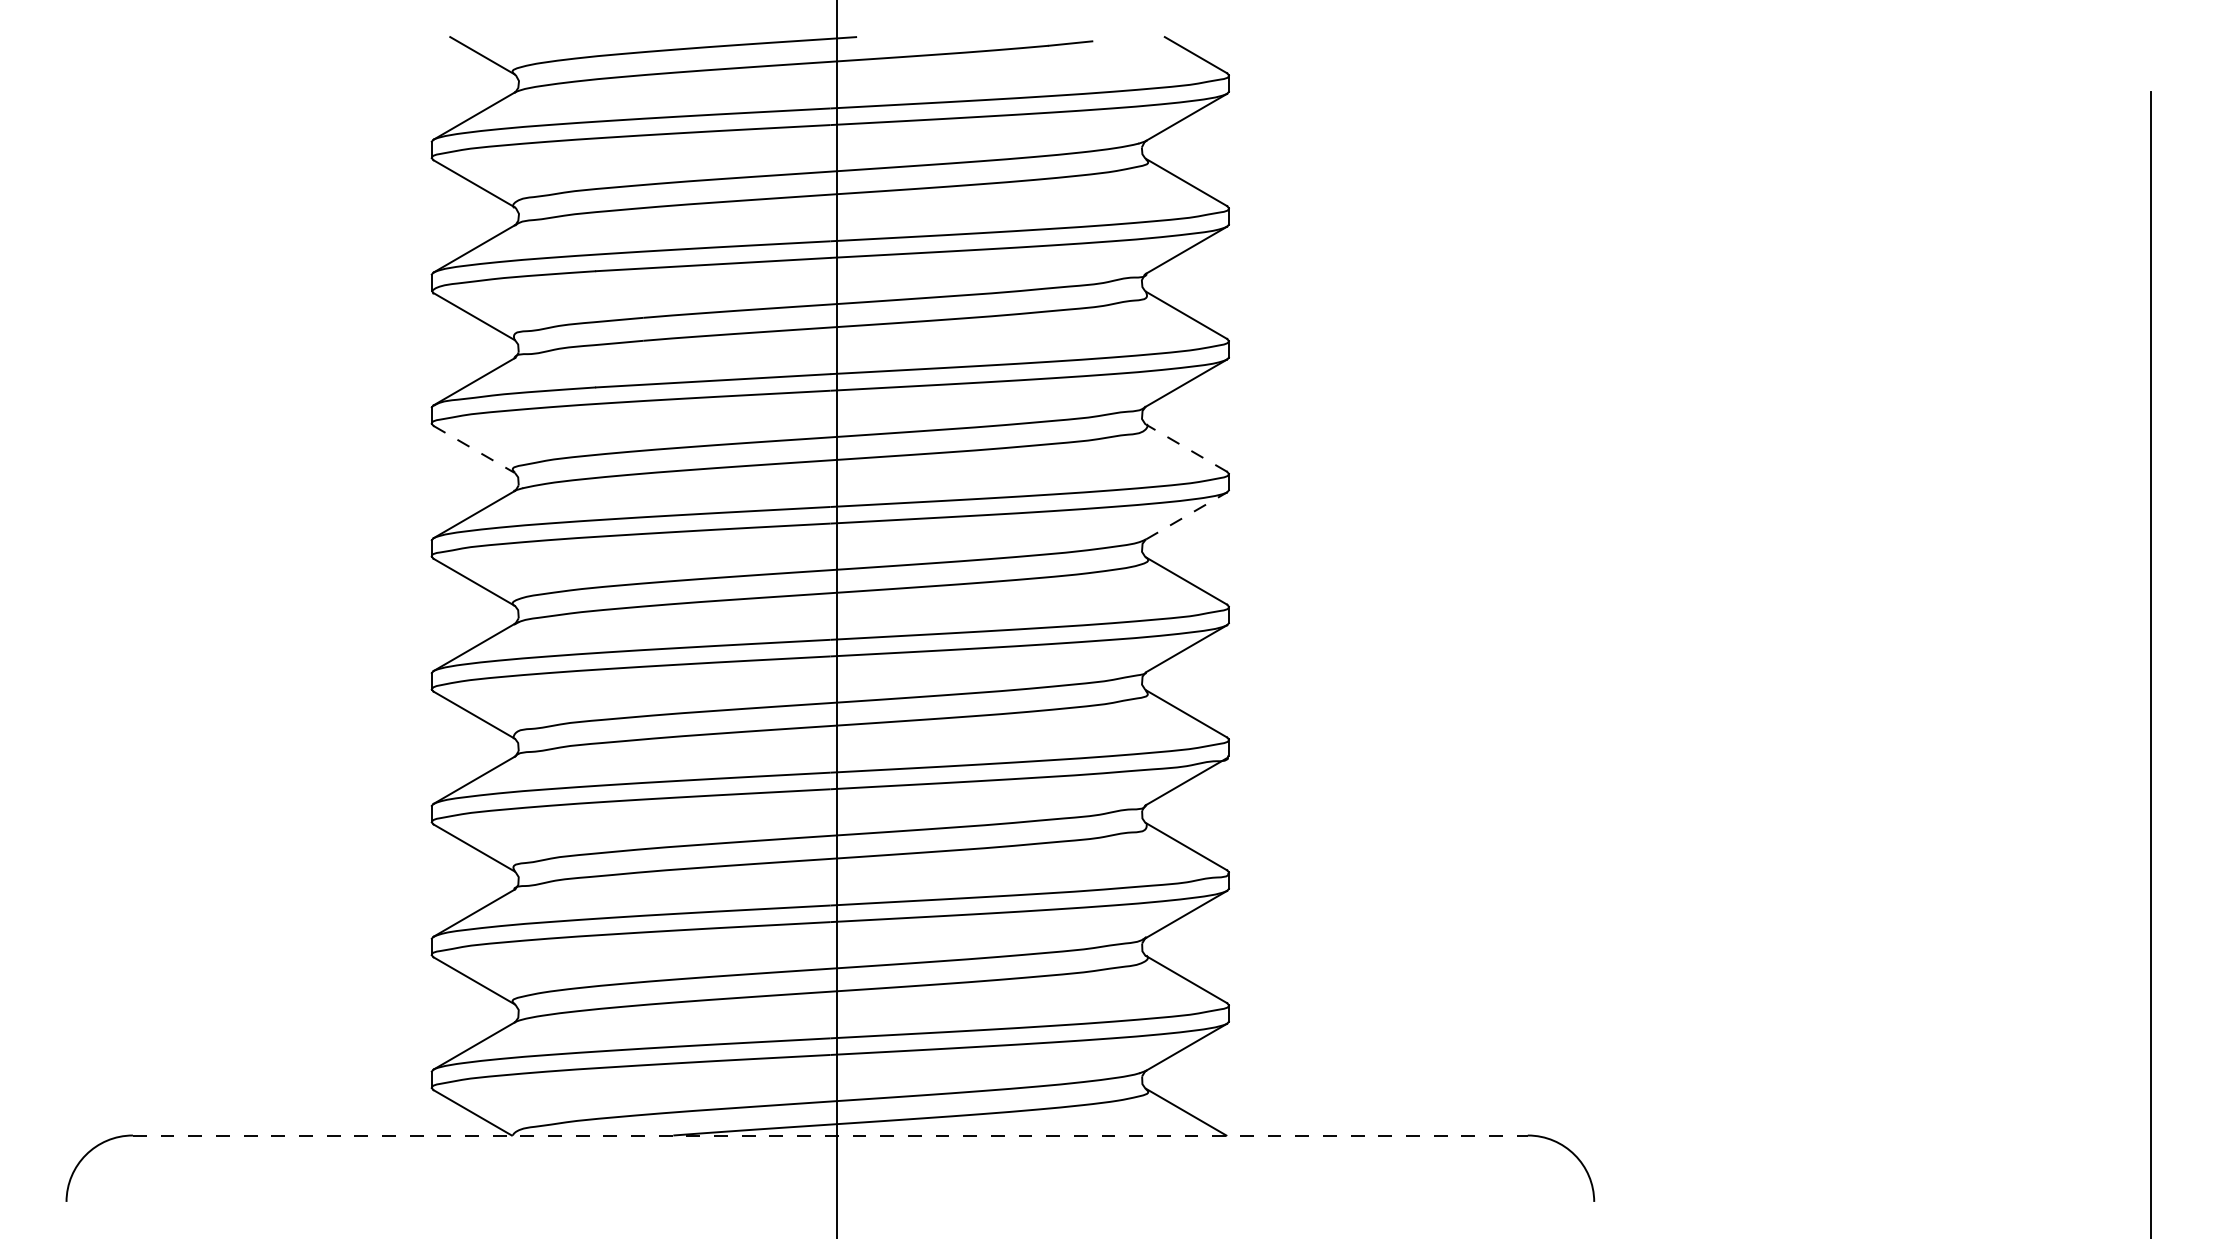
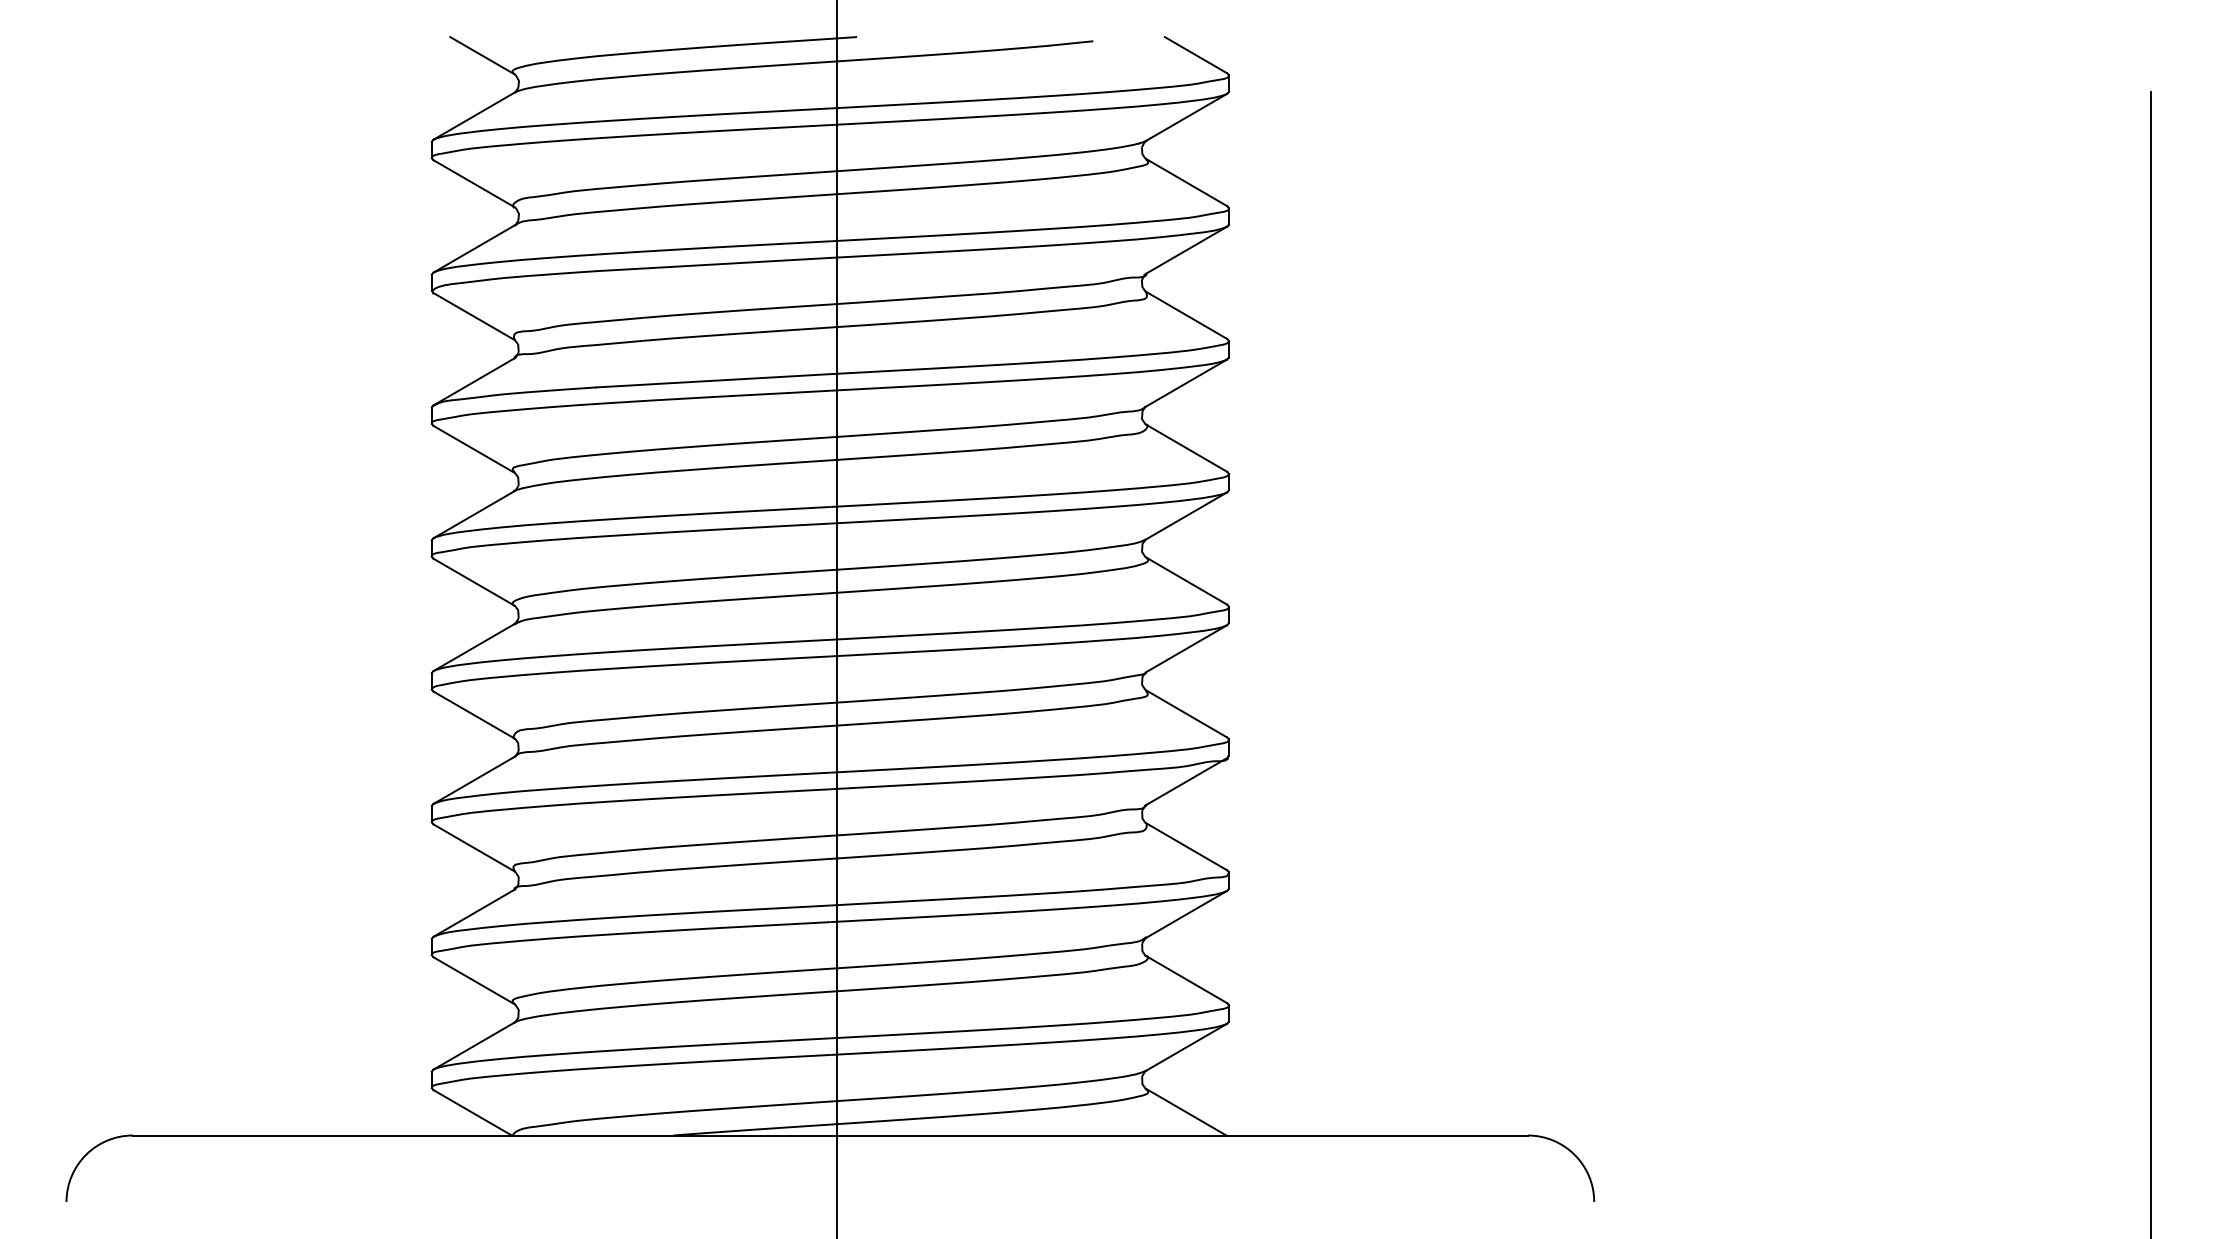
line: dashed -> solid (1186, 448)
line: dashed -> solid (474, 449)
line: dashed -> solid (1186, 515)
line: dashed -> solid (830, 1135)
